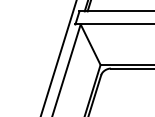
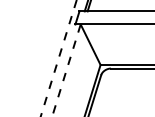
line: solid -> dashed (58, 58)
line: solid -> dashed (66, 70)
